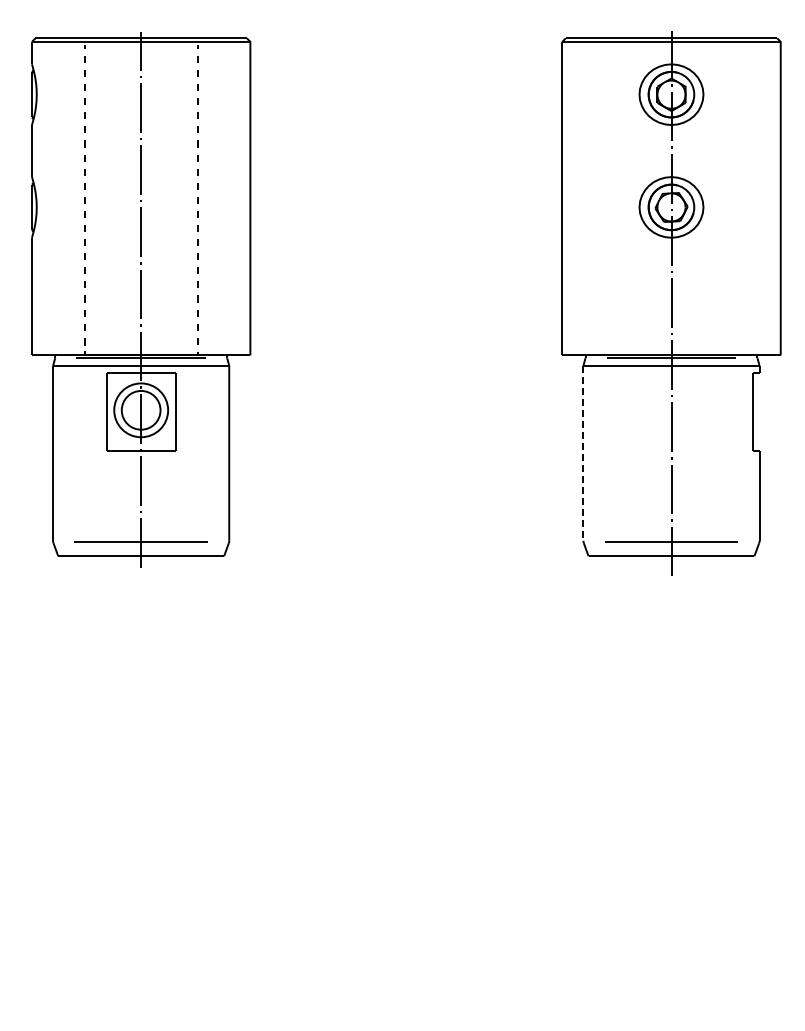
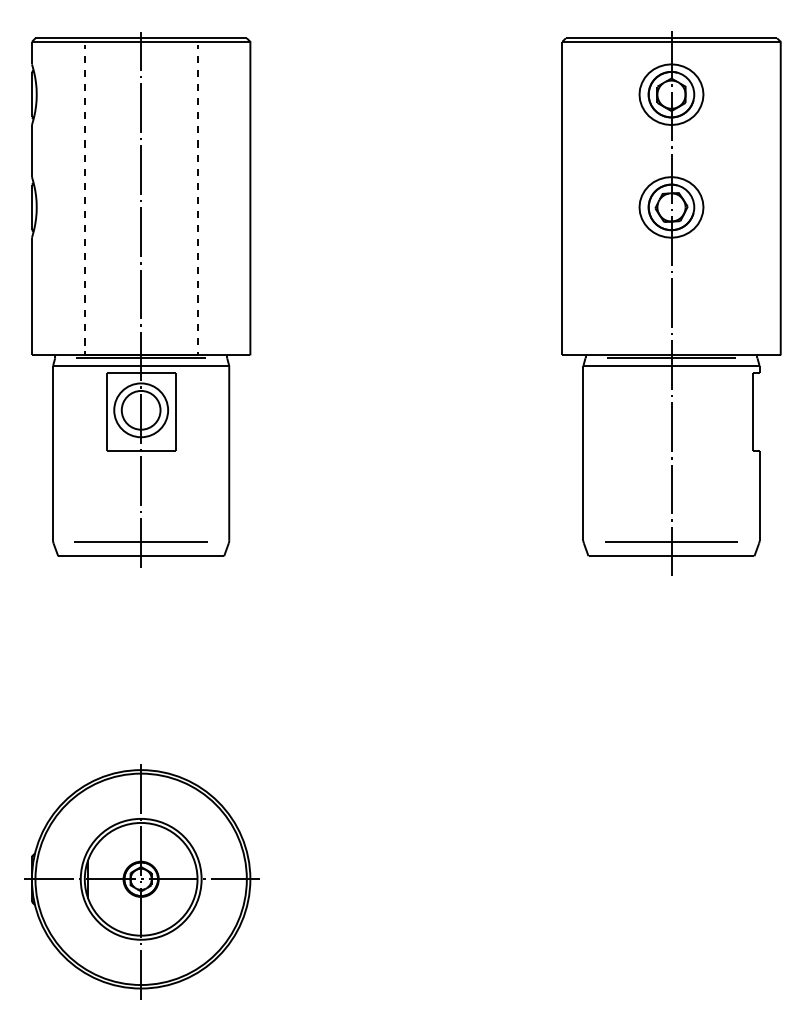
line: dashed -> solid (583, 453)
part: none -> present (141, 881)
